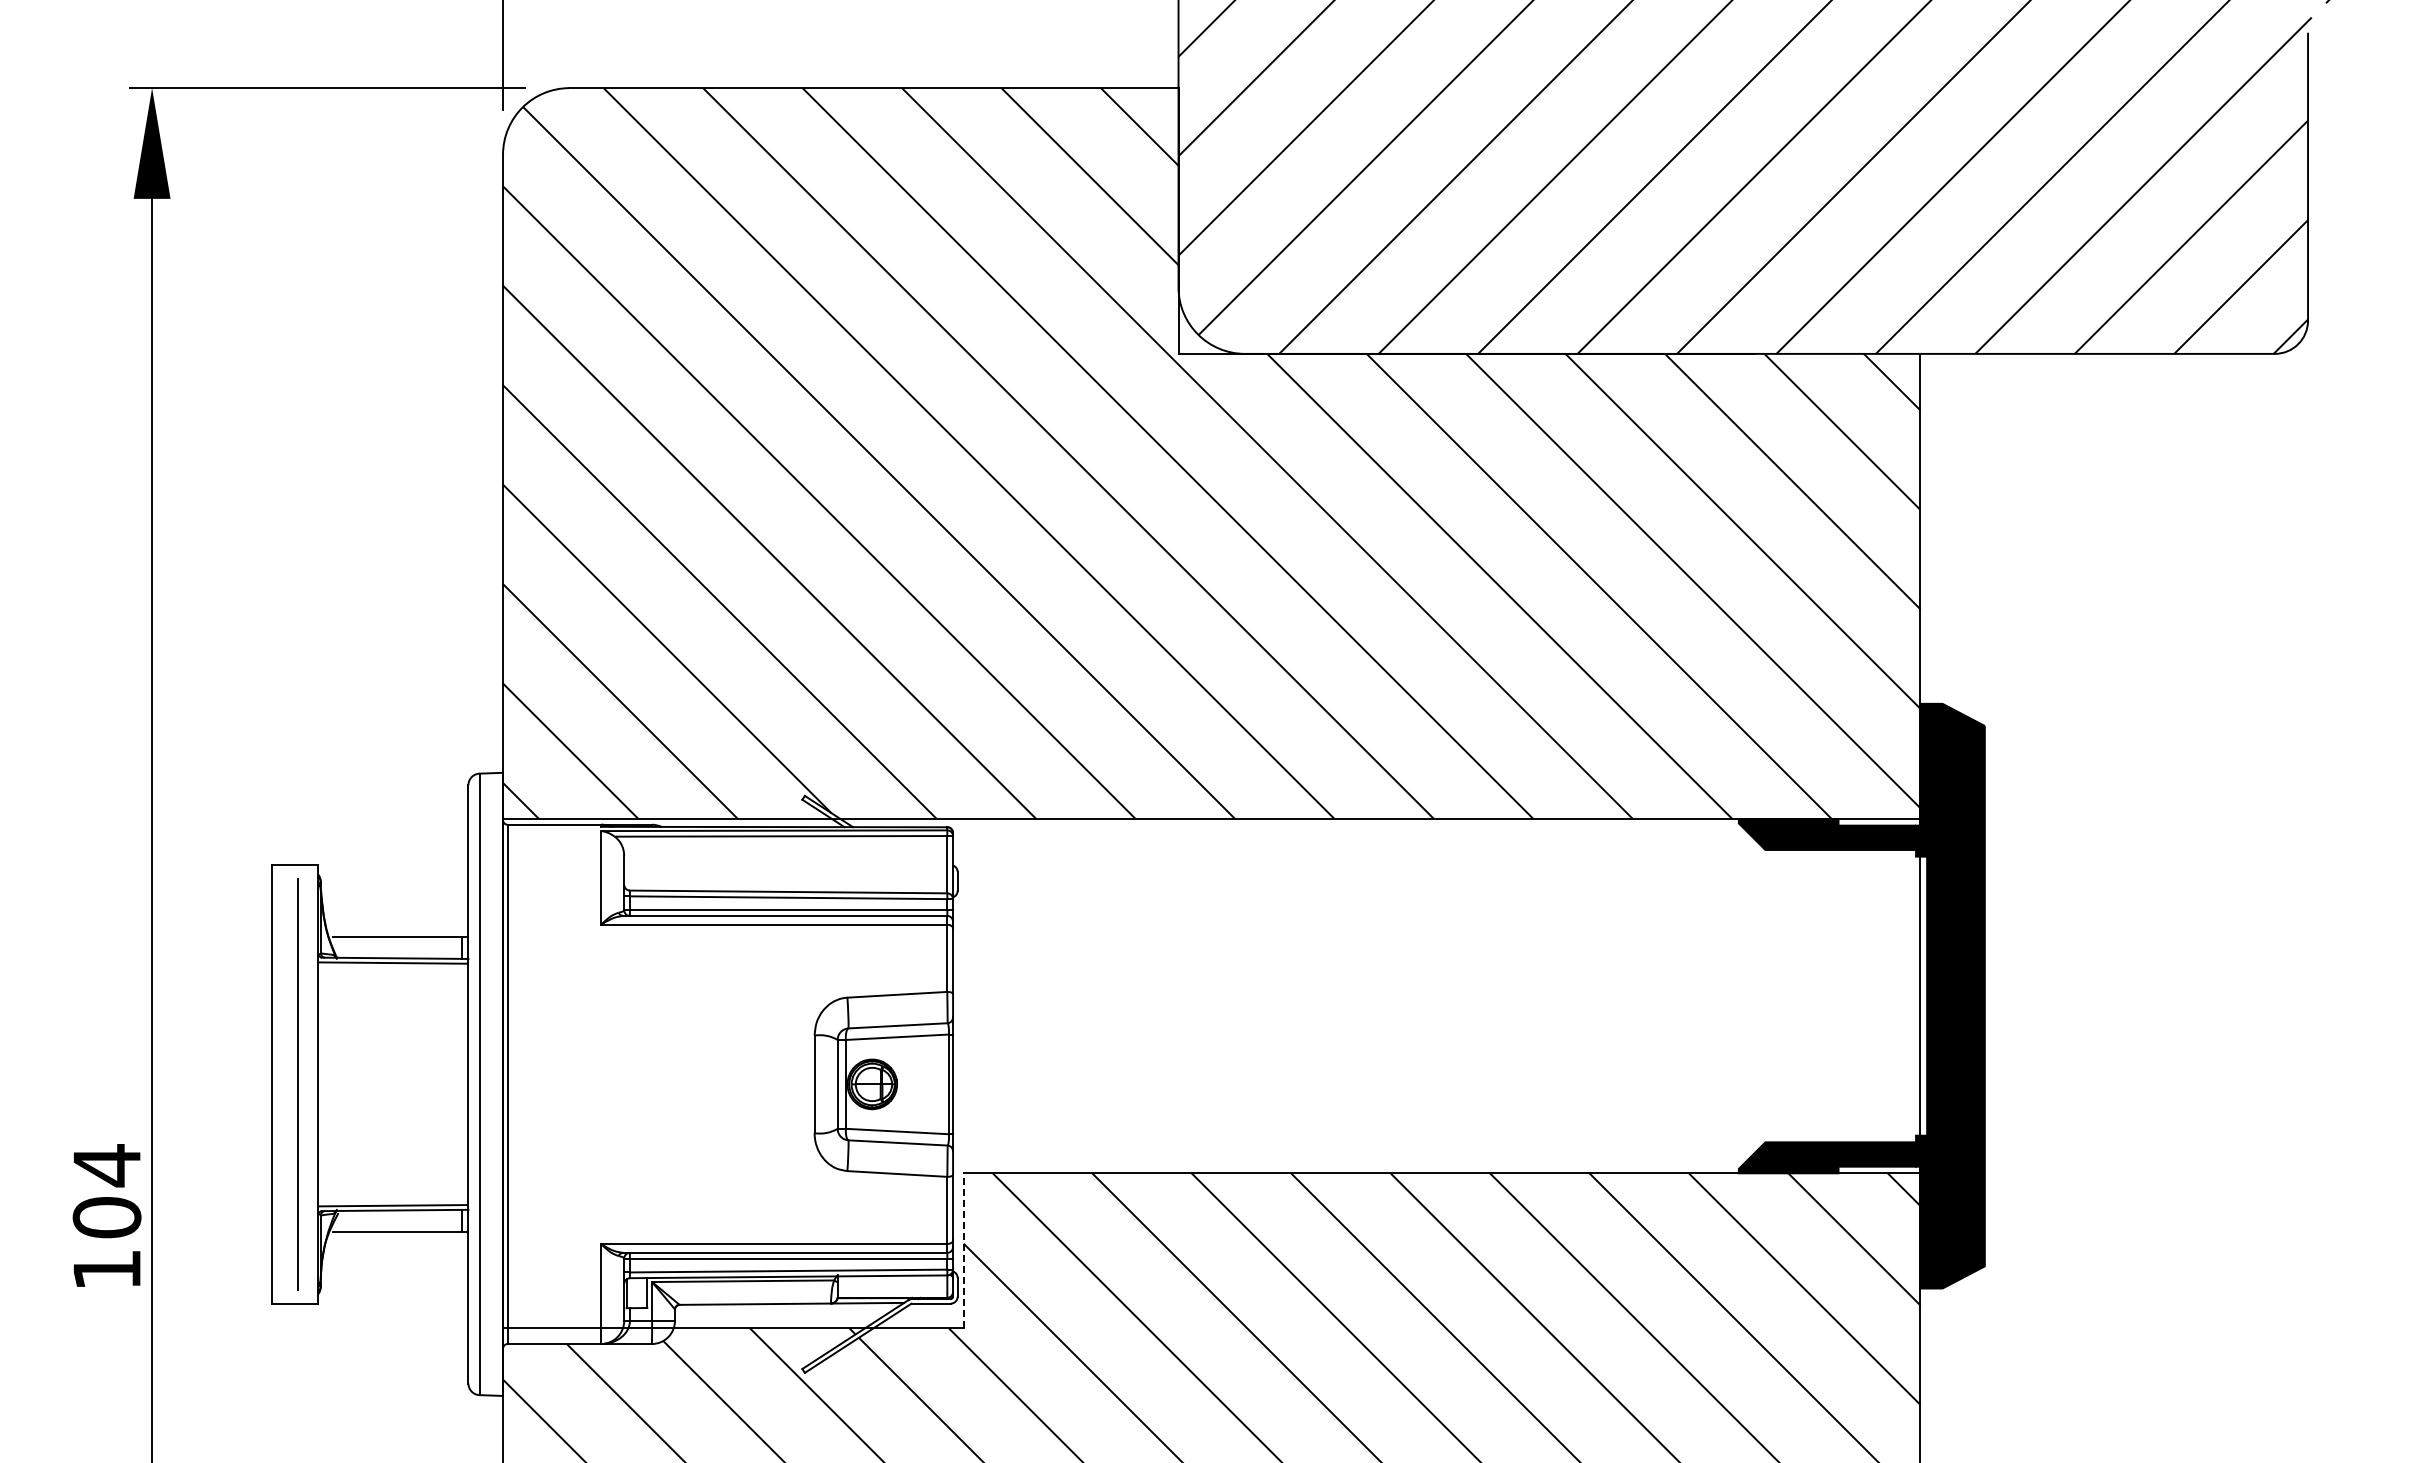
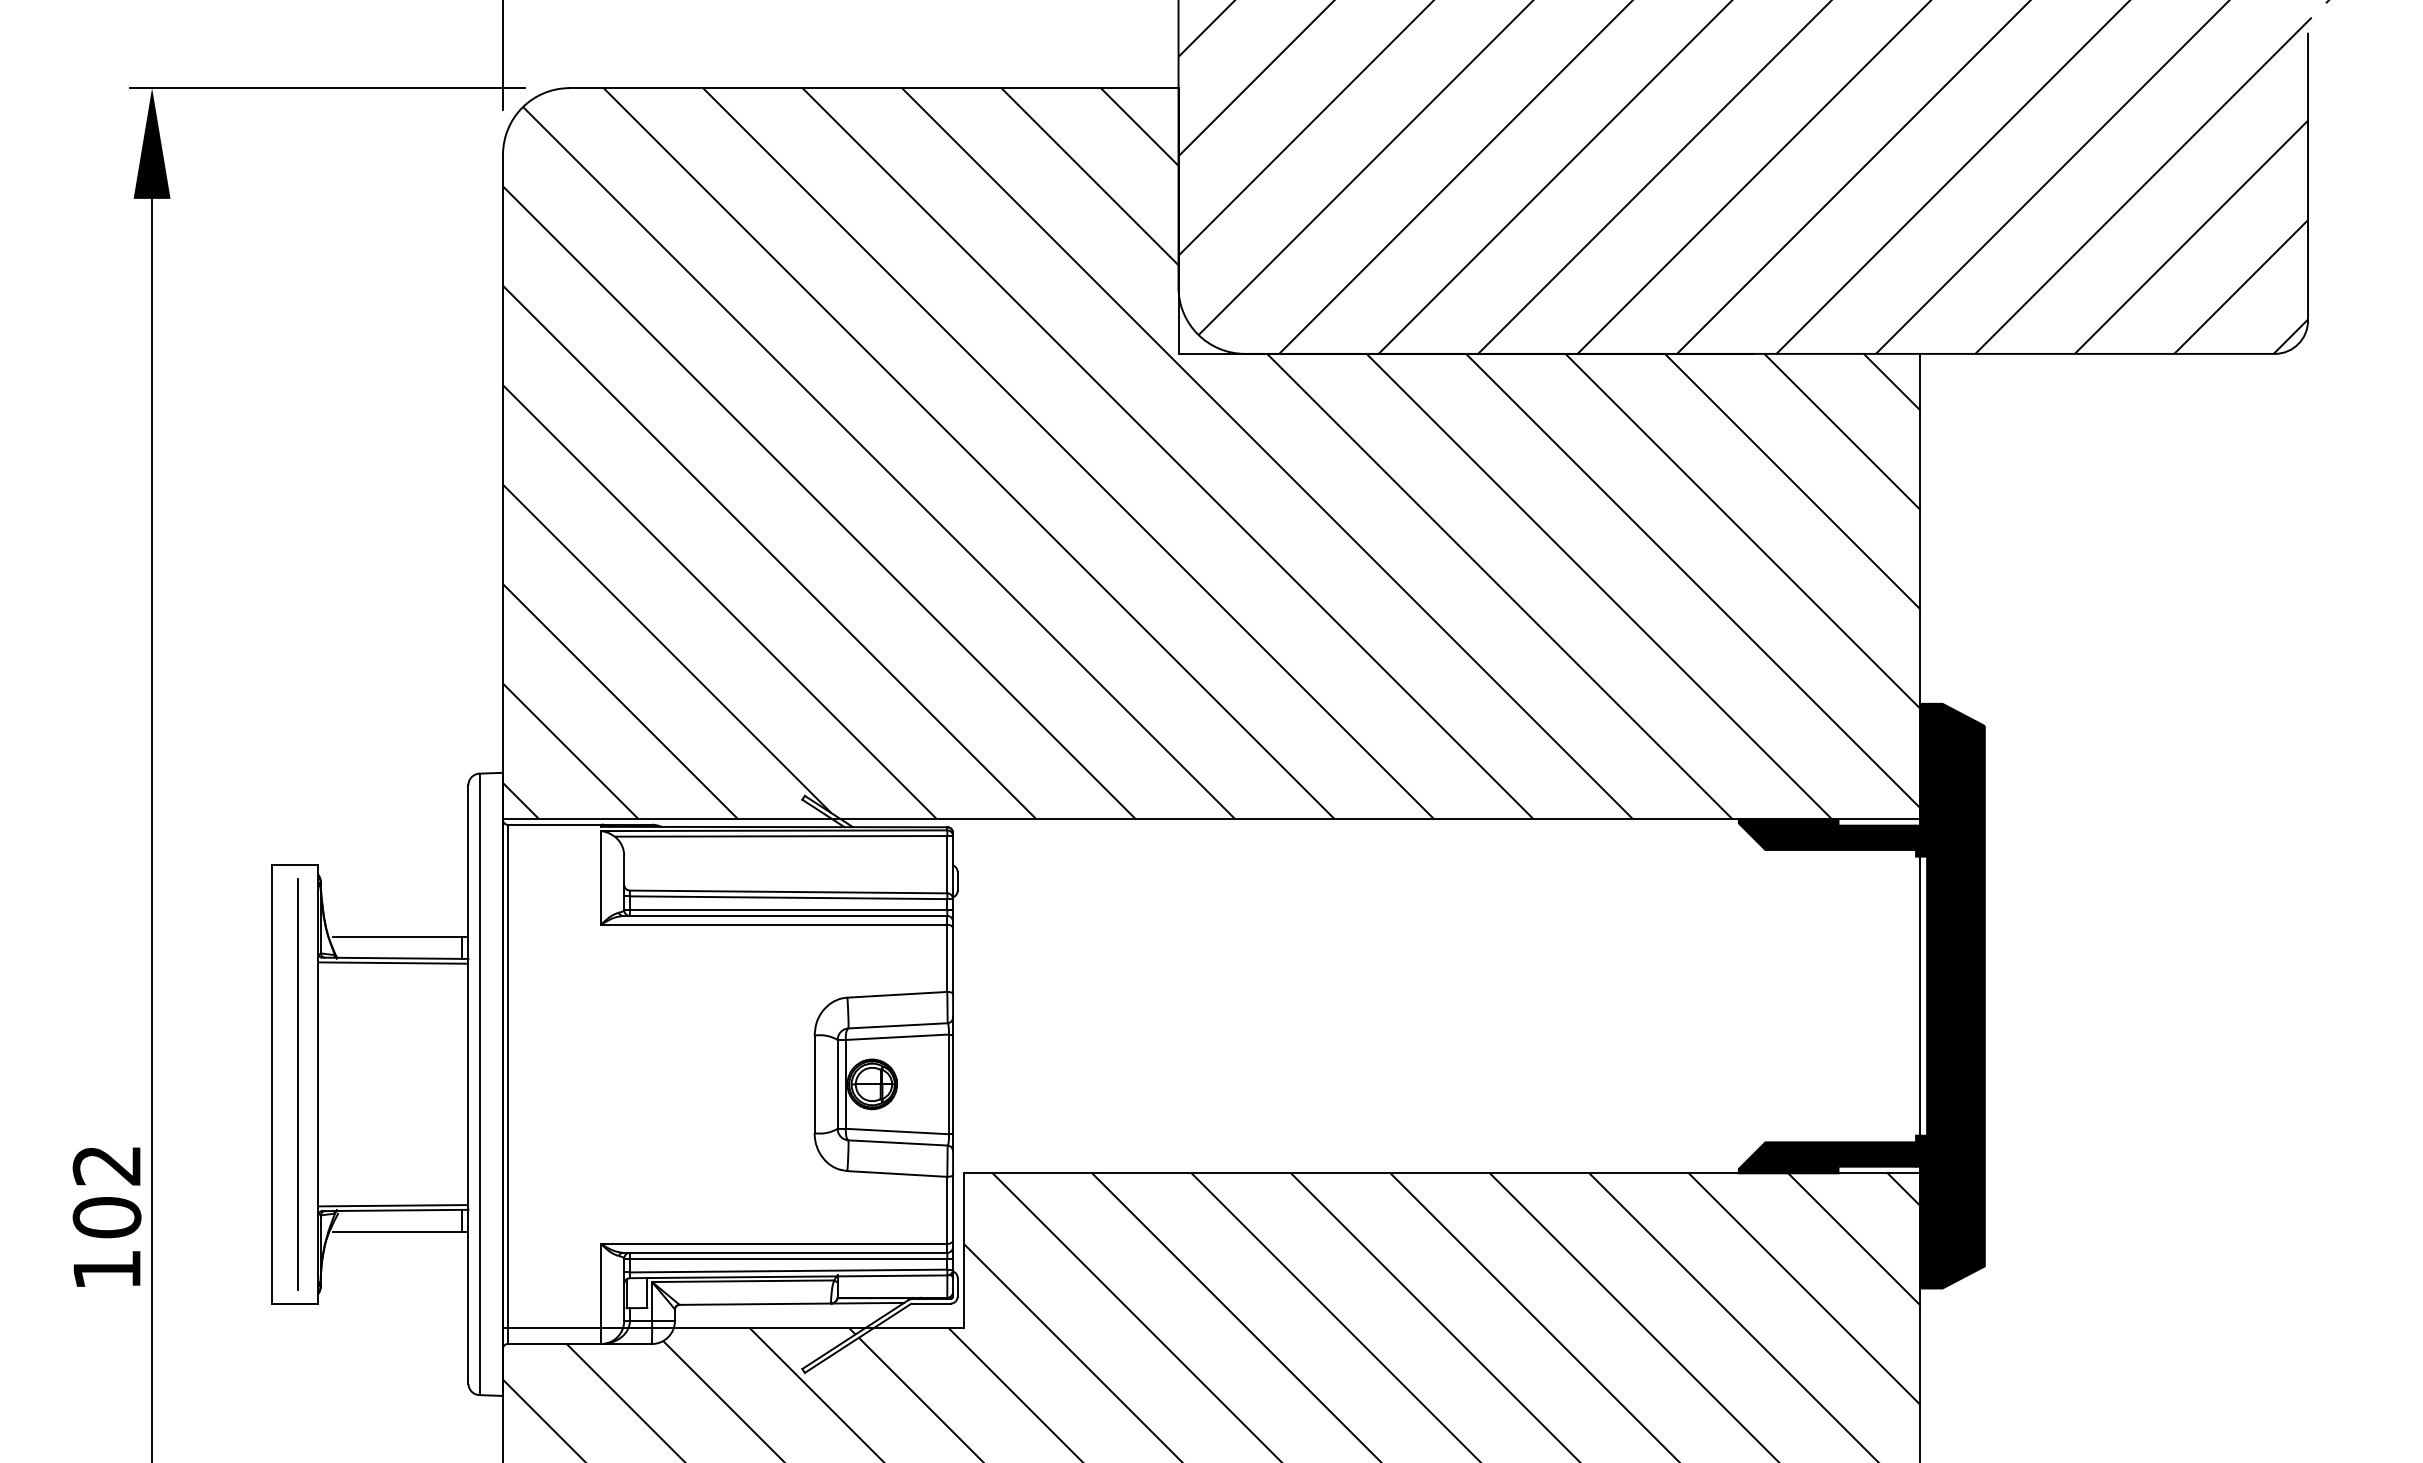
text: 104 -> 102 (106, 1165)
line: dashed -> solid (963, 1250)
